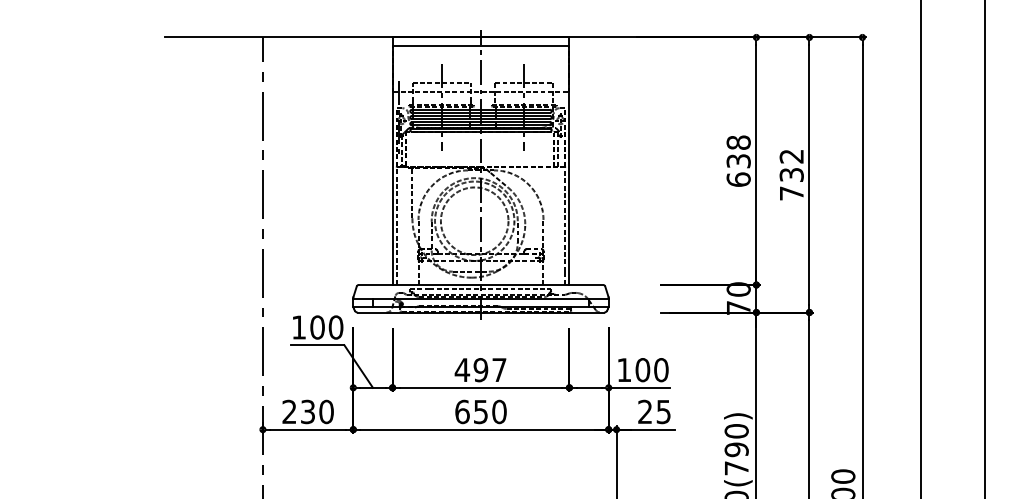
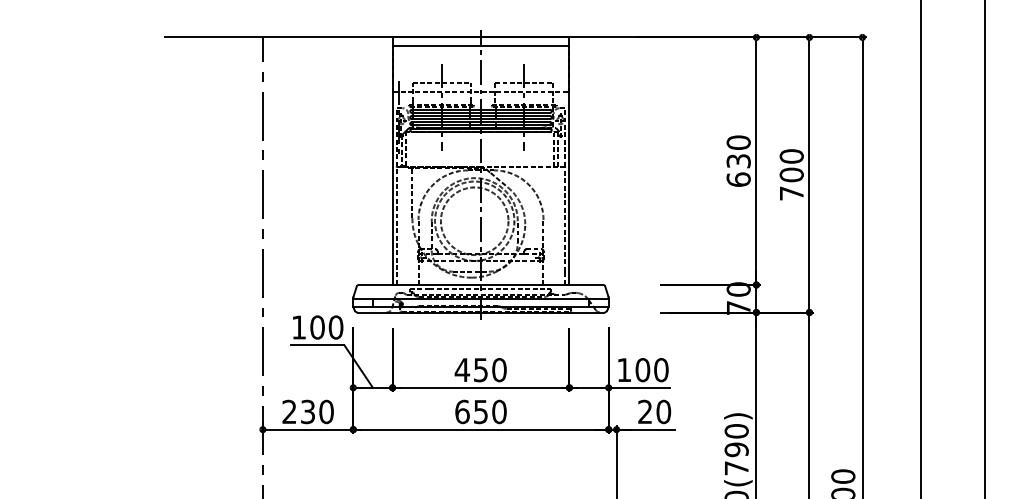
text: 638 -> 630 (738, 142)
text: 732 -> 700 (791, 165)
text: 497 -> 450 (489, 370)
text: 25 -> 20 (663, 411)
